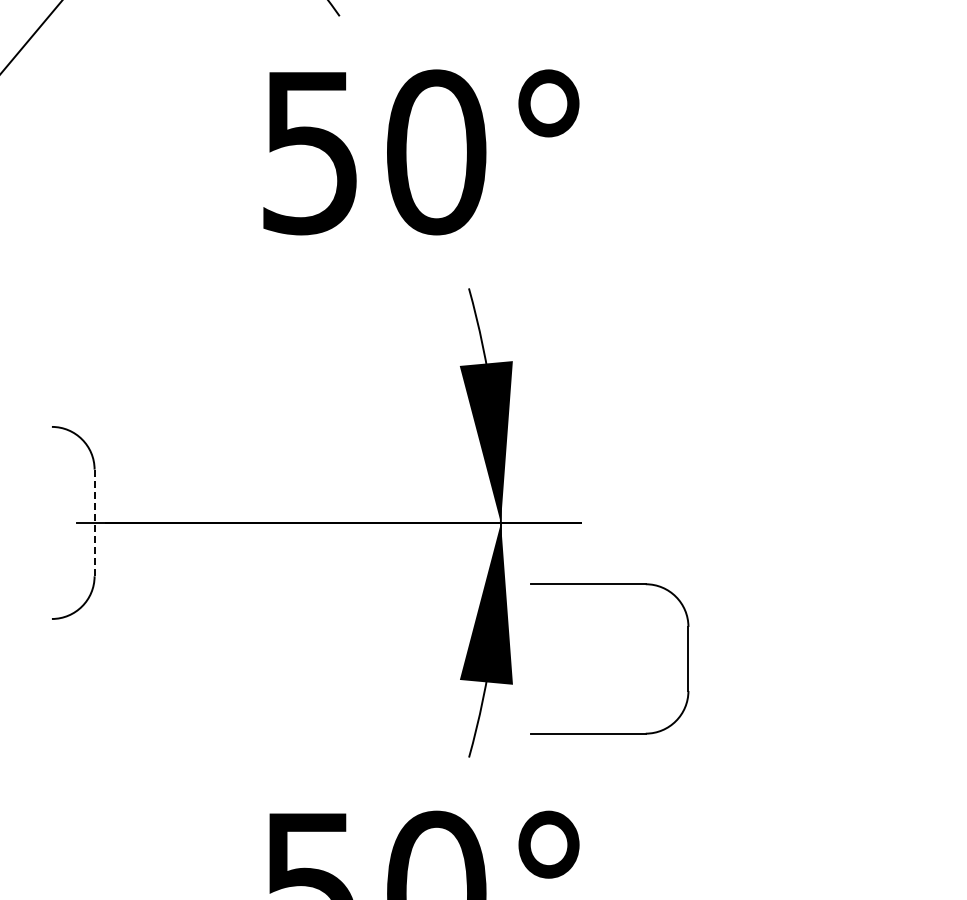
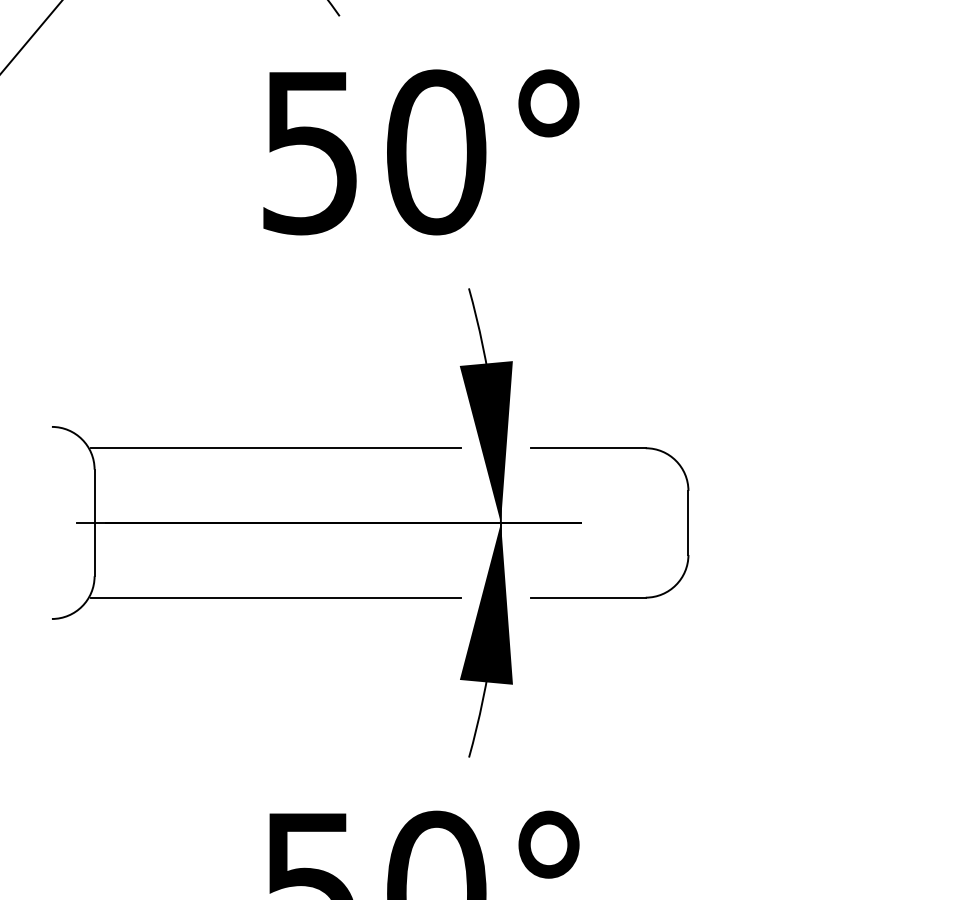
line: none -> present (275, 448)
line: dashed -> solid (94, 523)
part position: (609, 584) -> (609, 448) (609, 448)
line: none -> present (275, 597)
